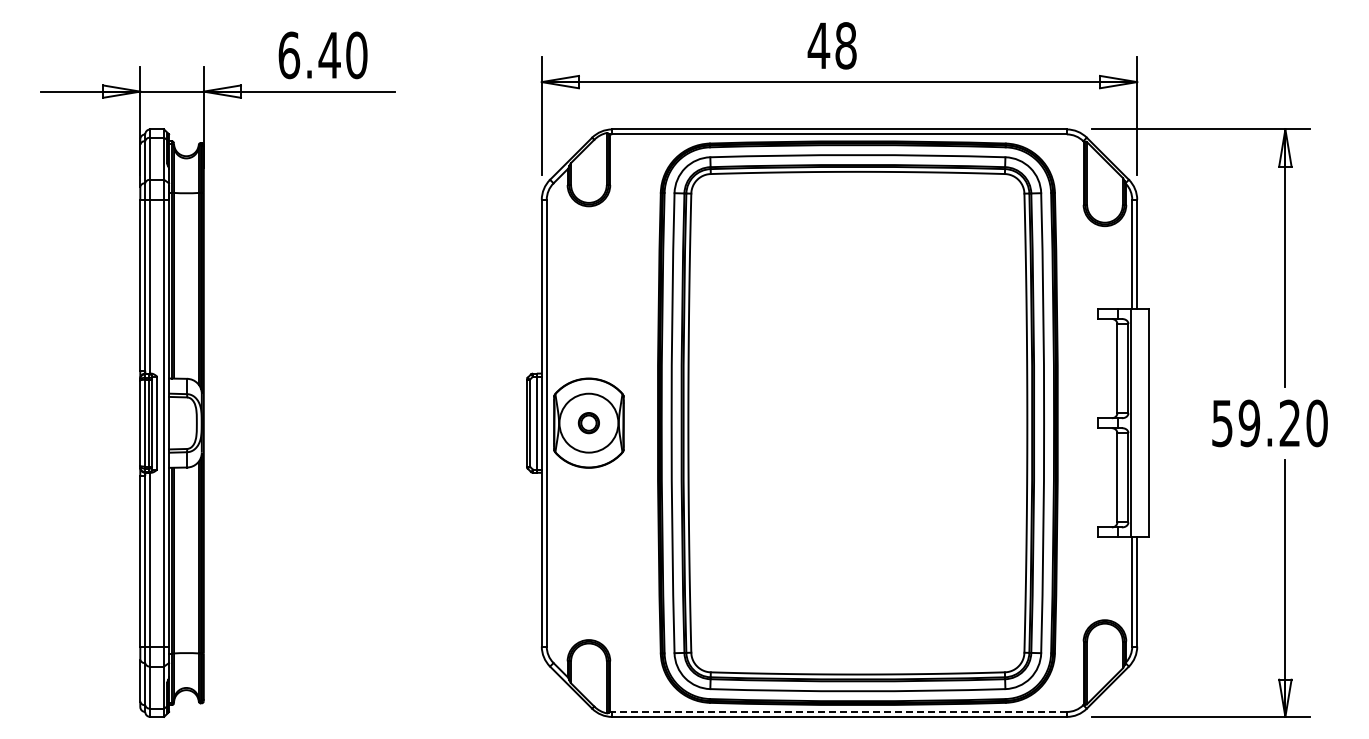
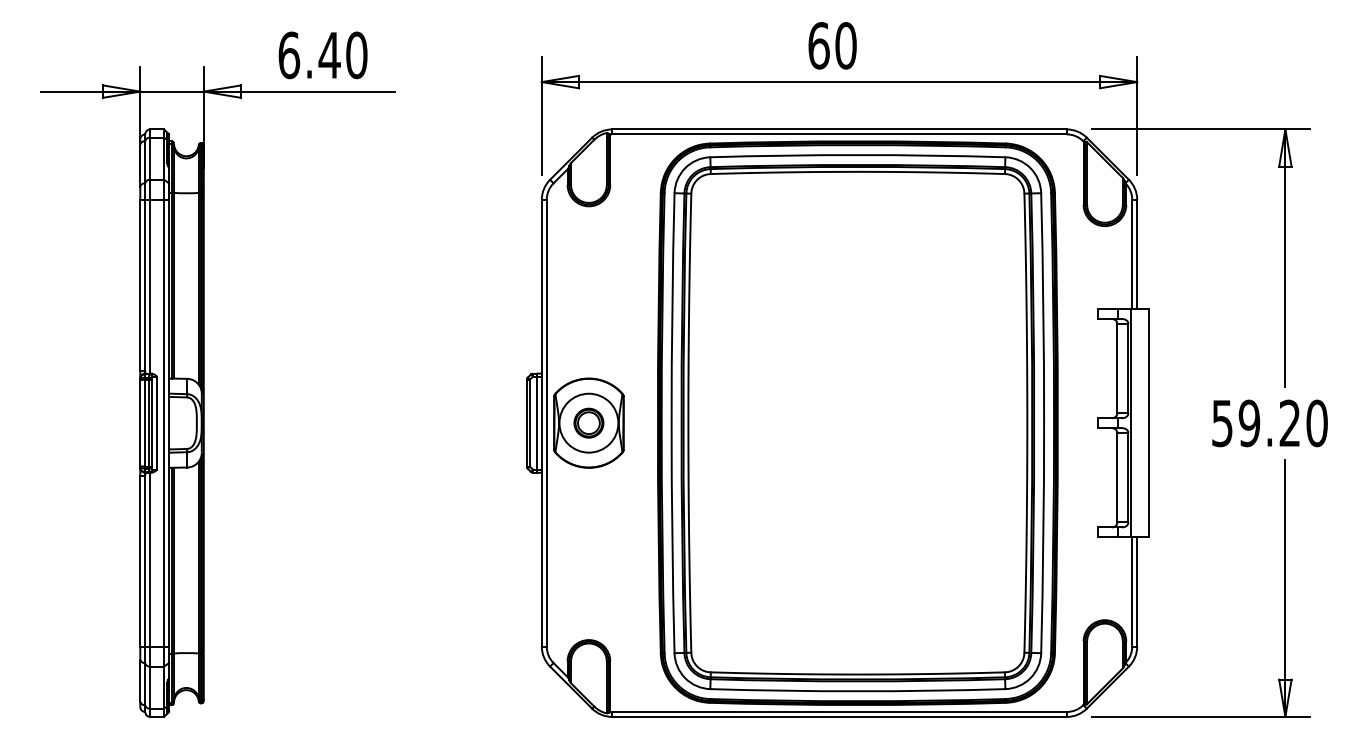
text: 48 -> 60 (831, 45)
part size: 23x23 px -> 32x32 px (588, 422)
line: dashed -> solid (839, 711)
